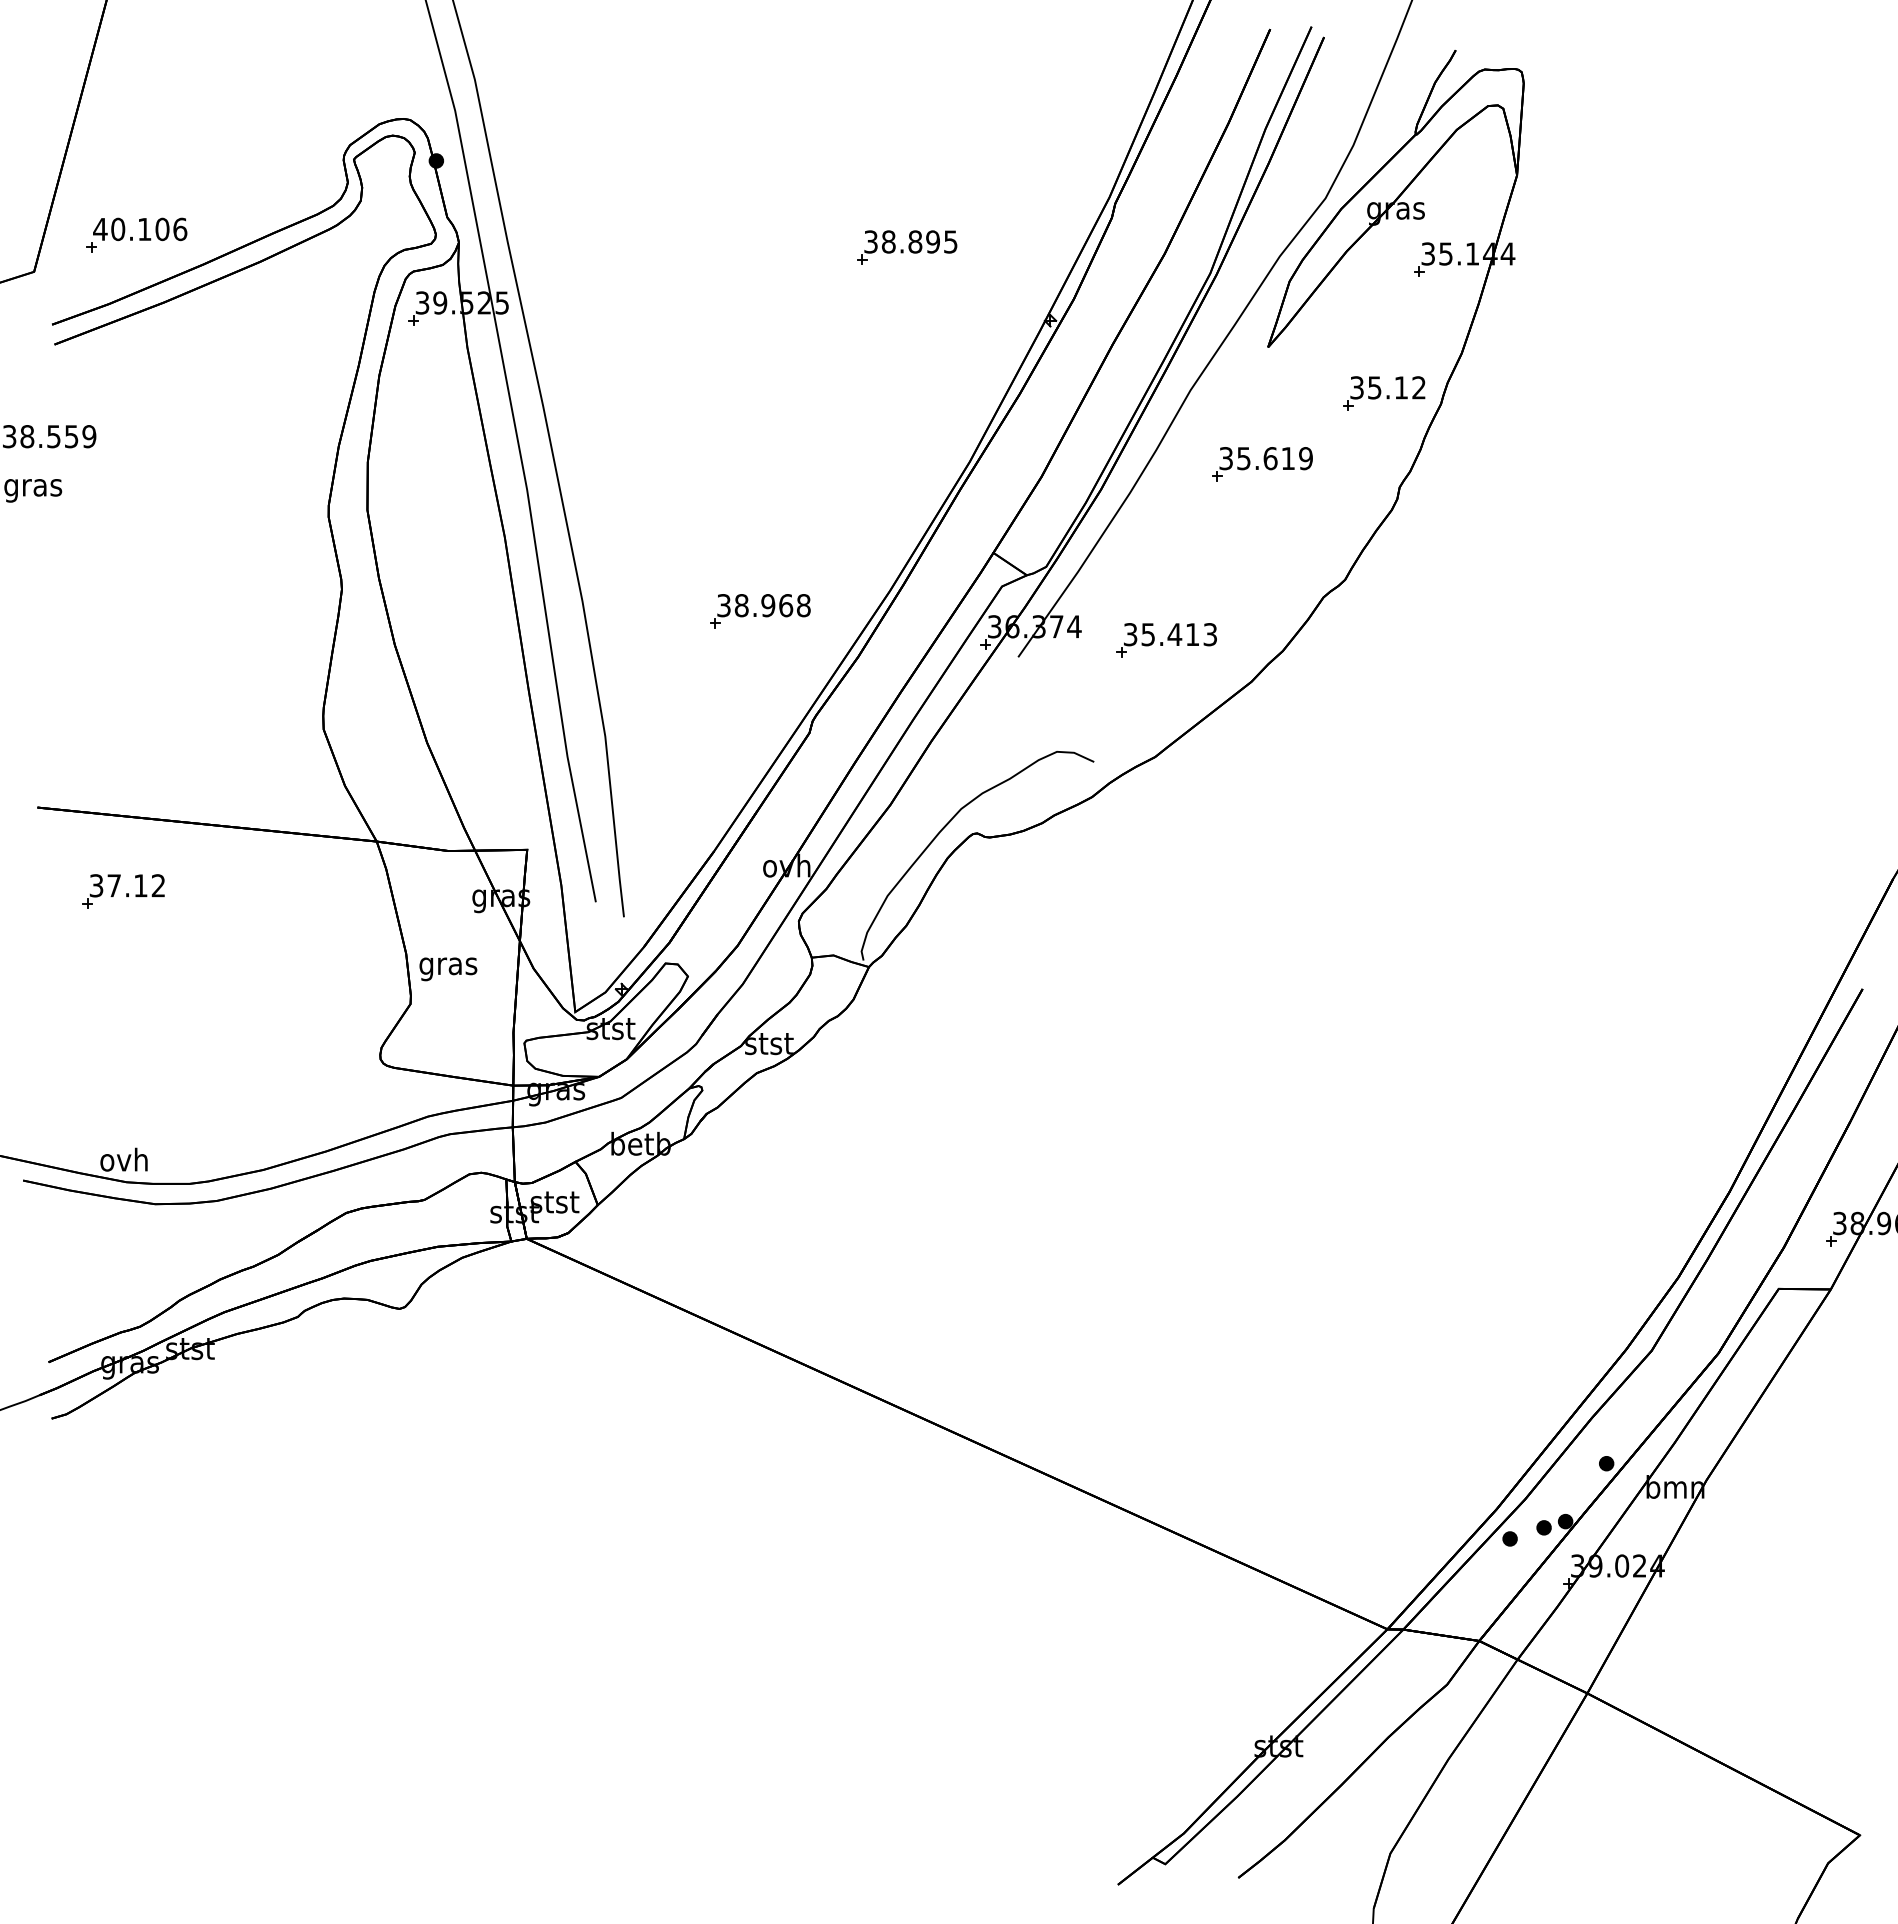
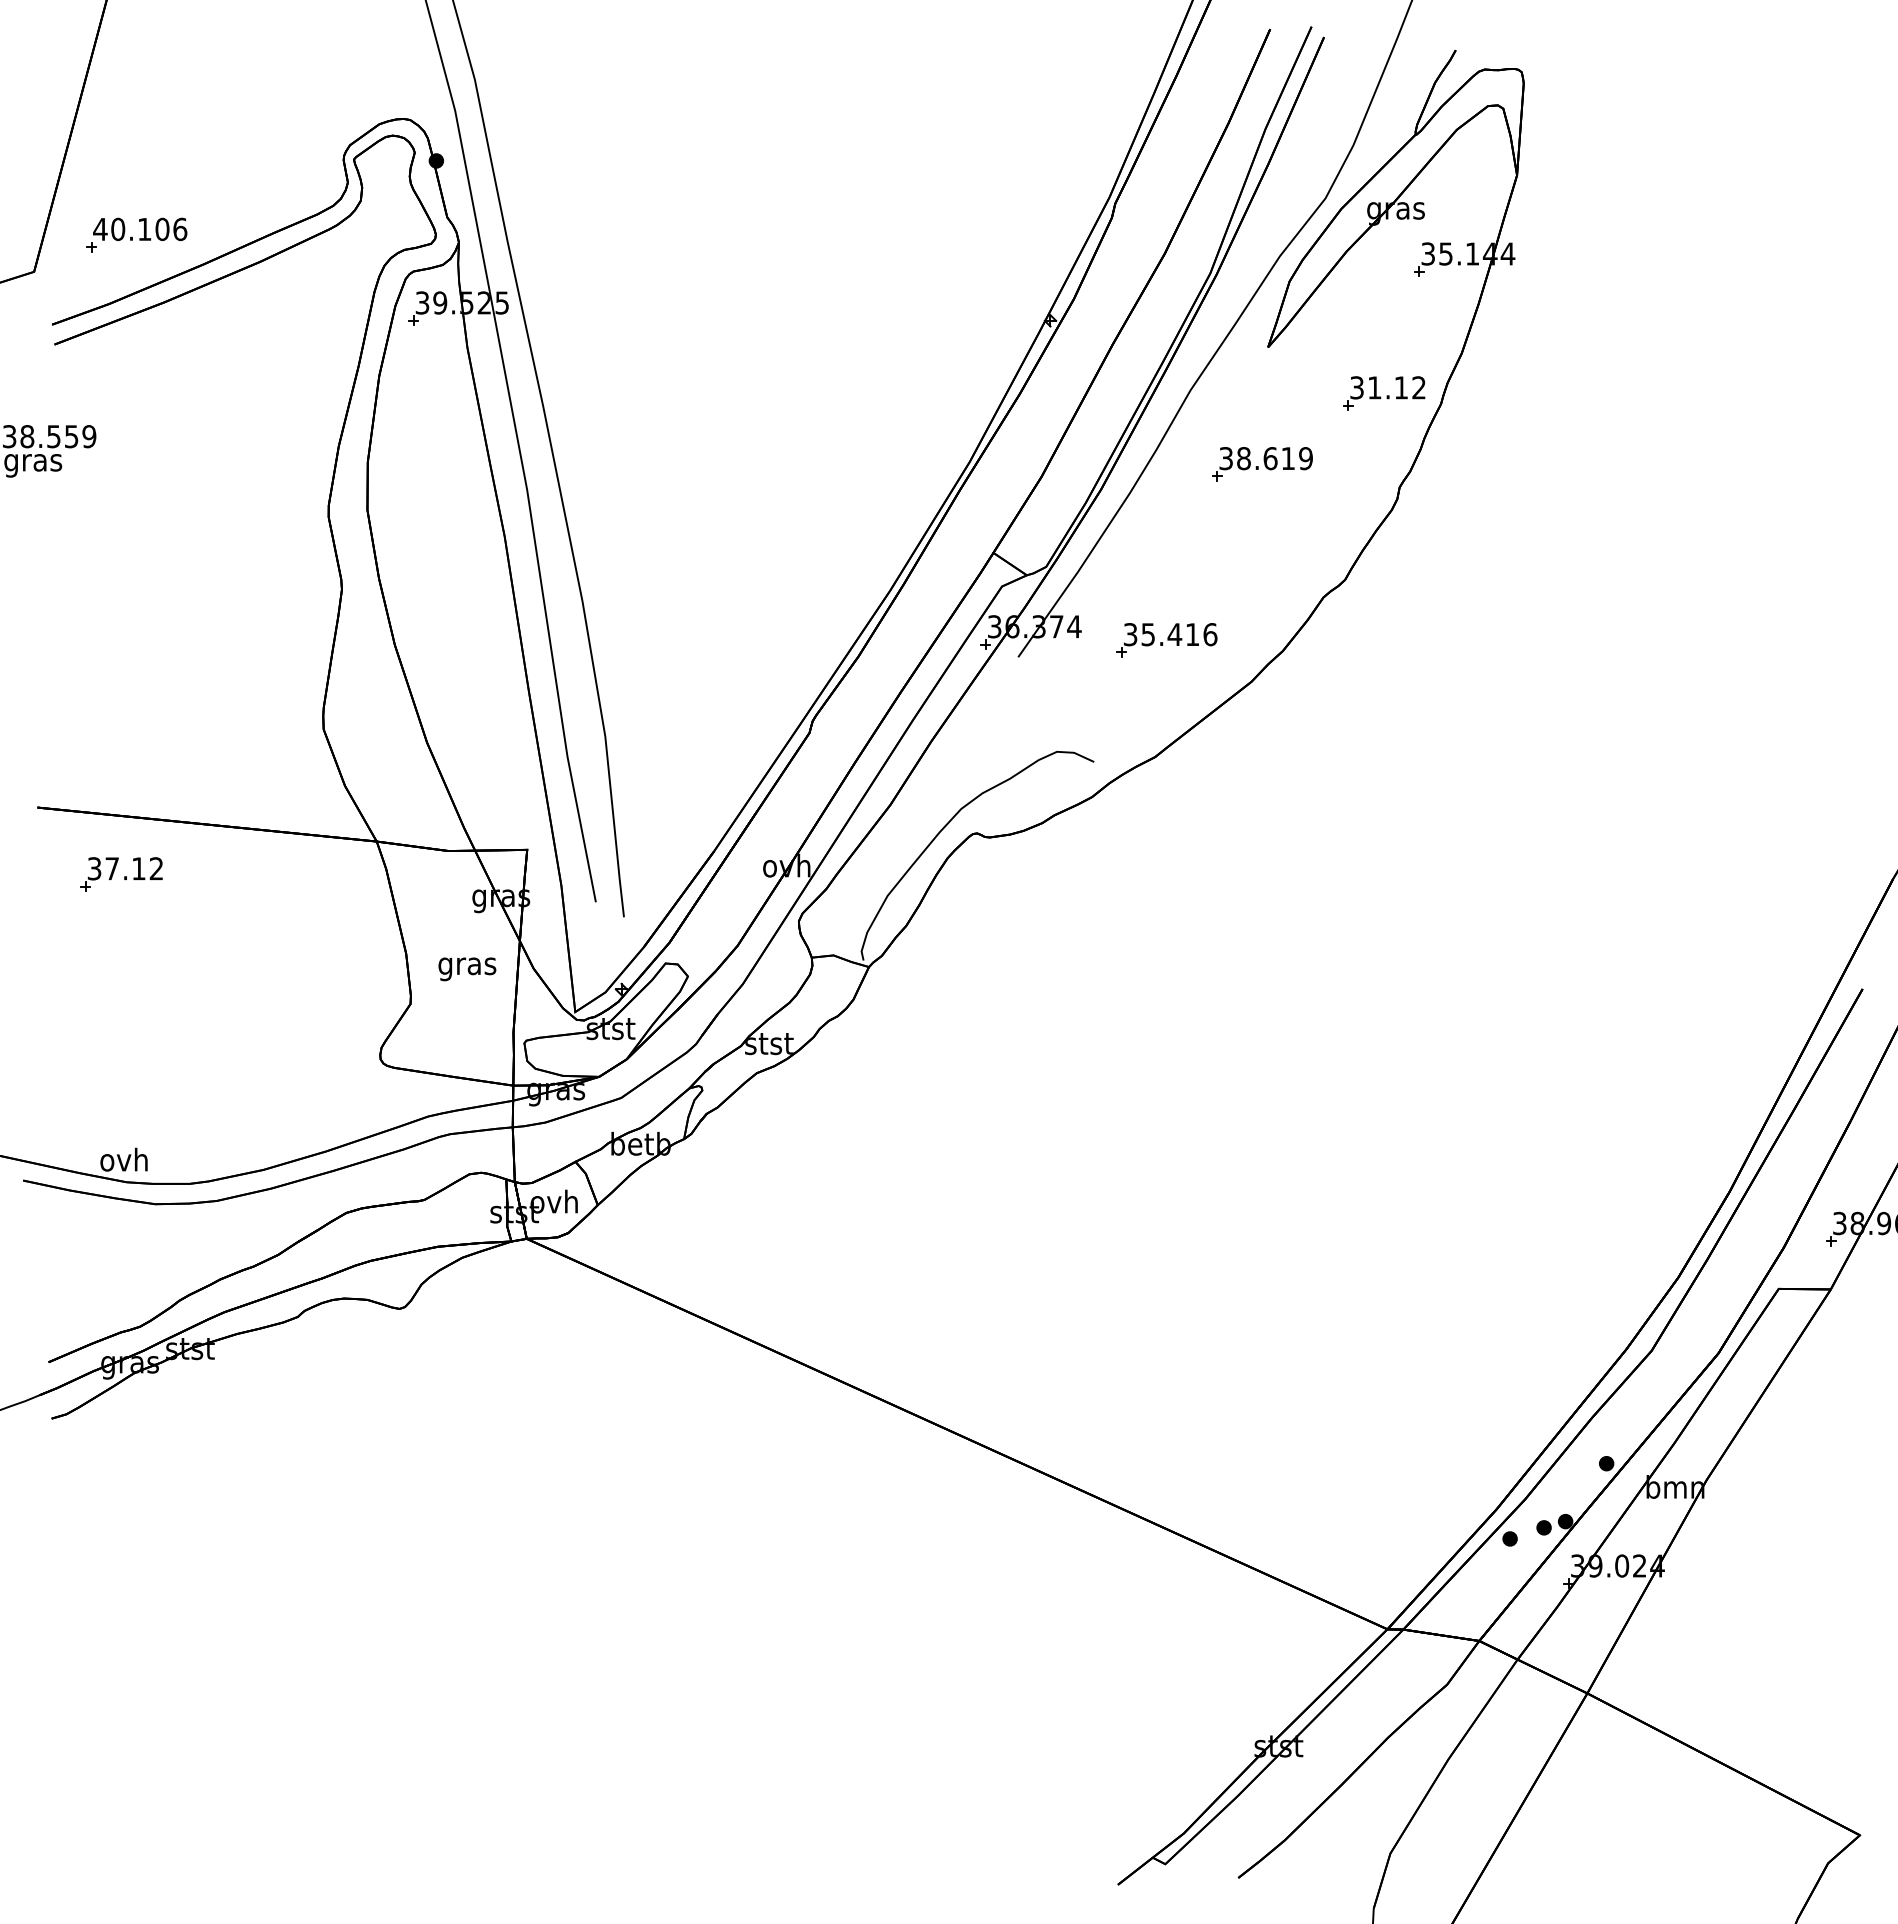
part: present -> none (907, 247)
text: 35.12 -> 31.12 (1374, 387)
text: 35.619 -> 38.619 (1243, 458)
text position: (33, 490) -> (33, 465) (33, 465)
part: present -> none (760, 611)
text: 35.413 -> 35.416 (1210, 634)
part position: (123, 891) -> (121, 874) (121, 874)
text position: (448, 969) -> (467, 969) (467, 969)
text: stst -> ovh (554, 1201)
